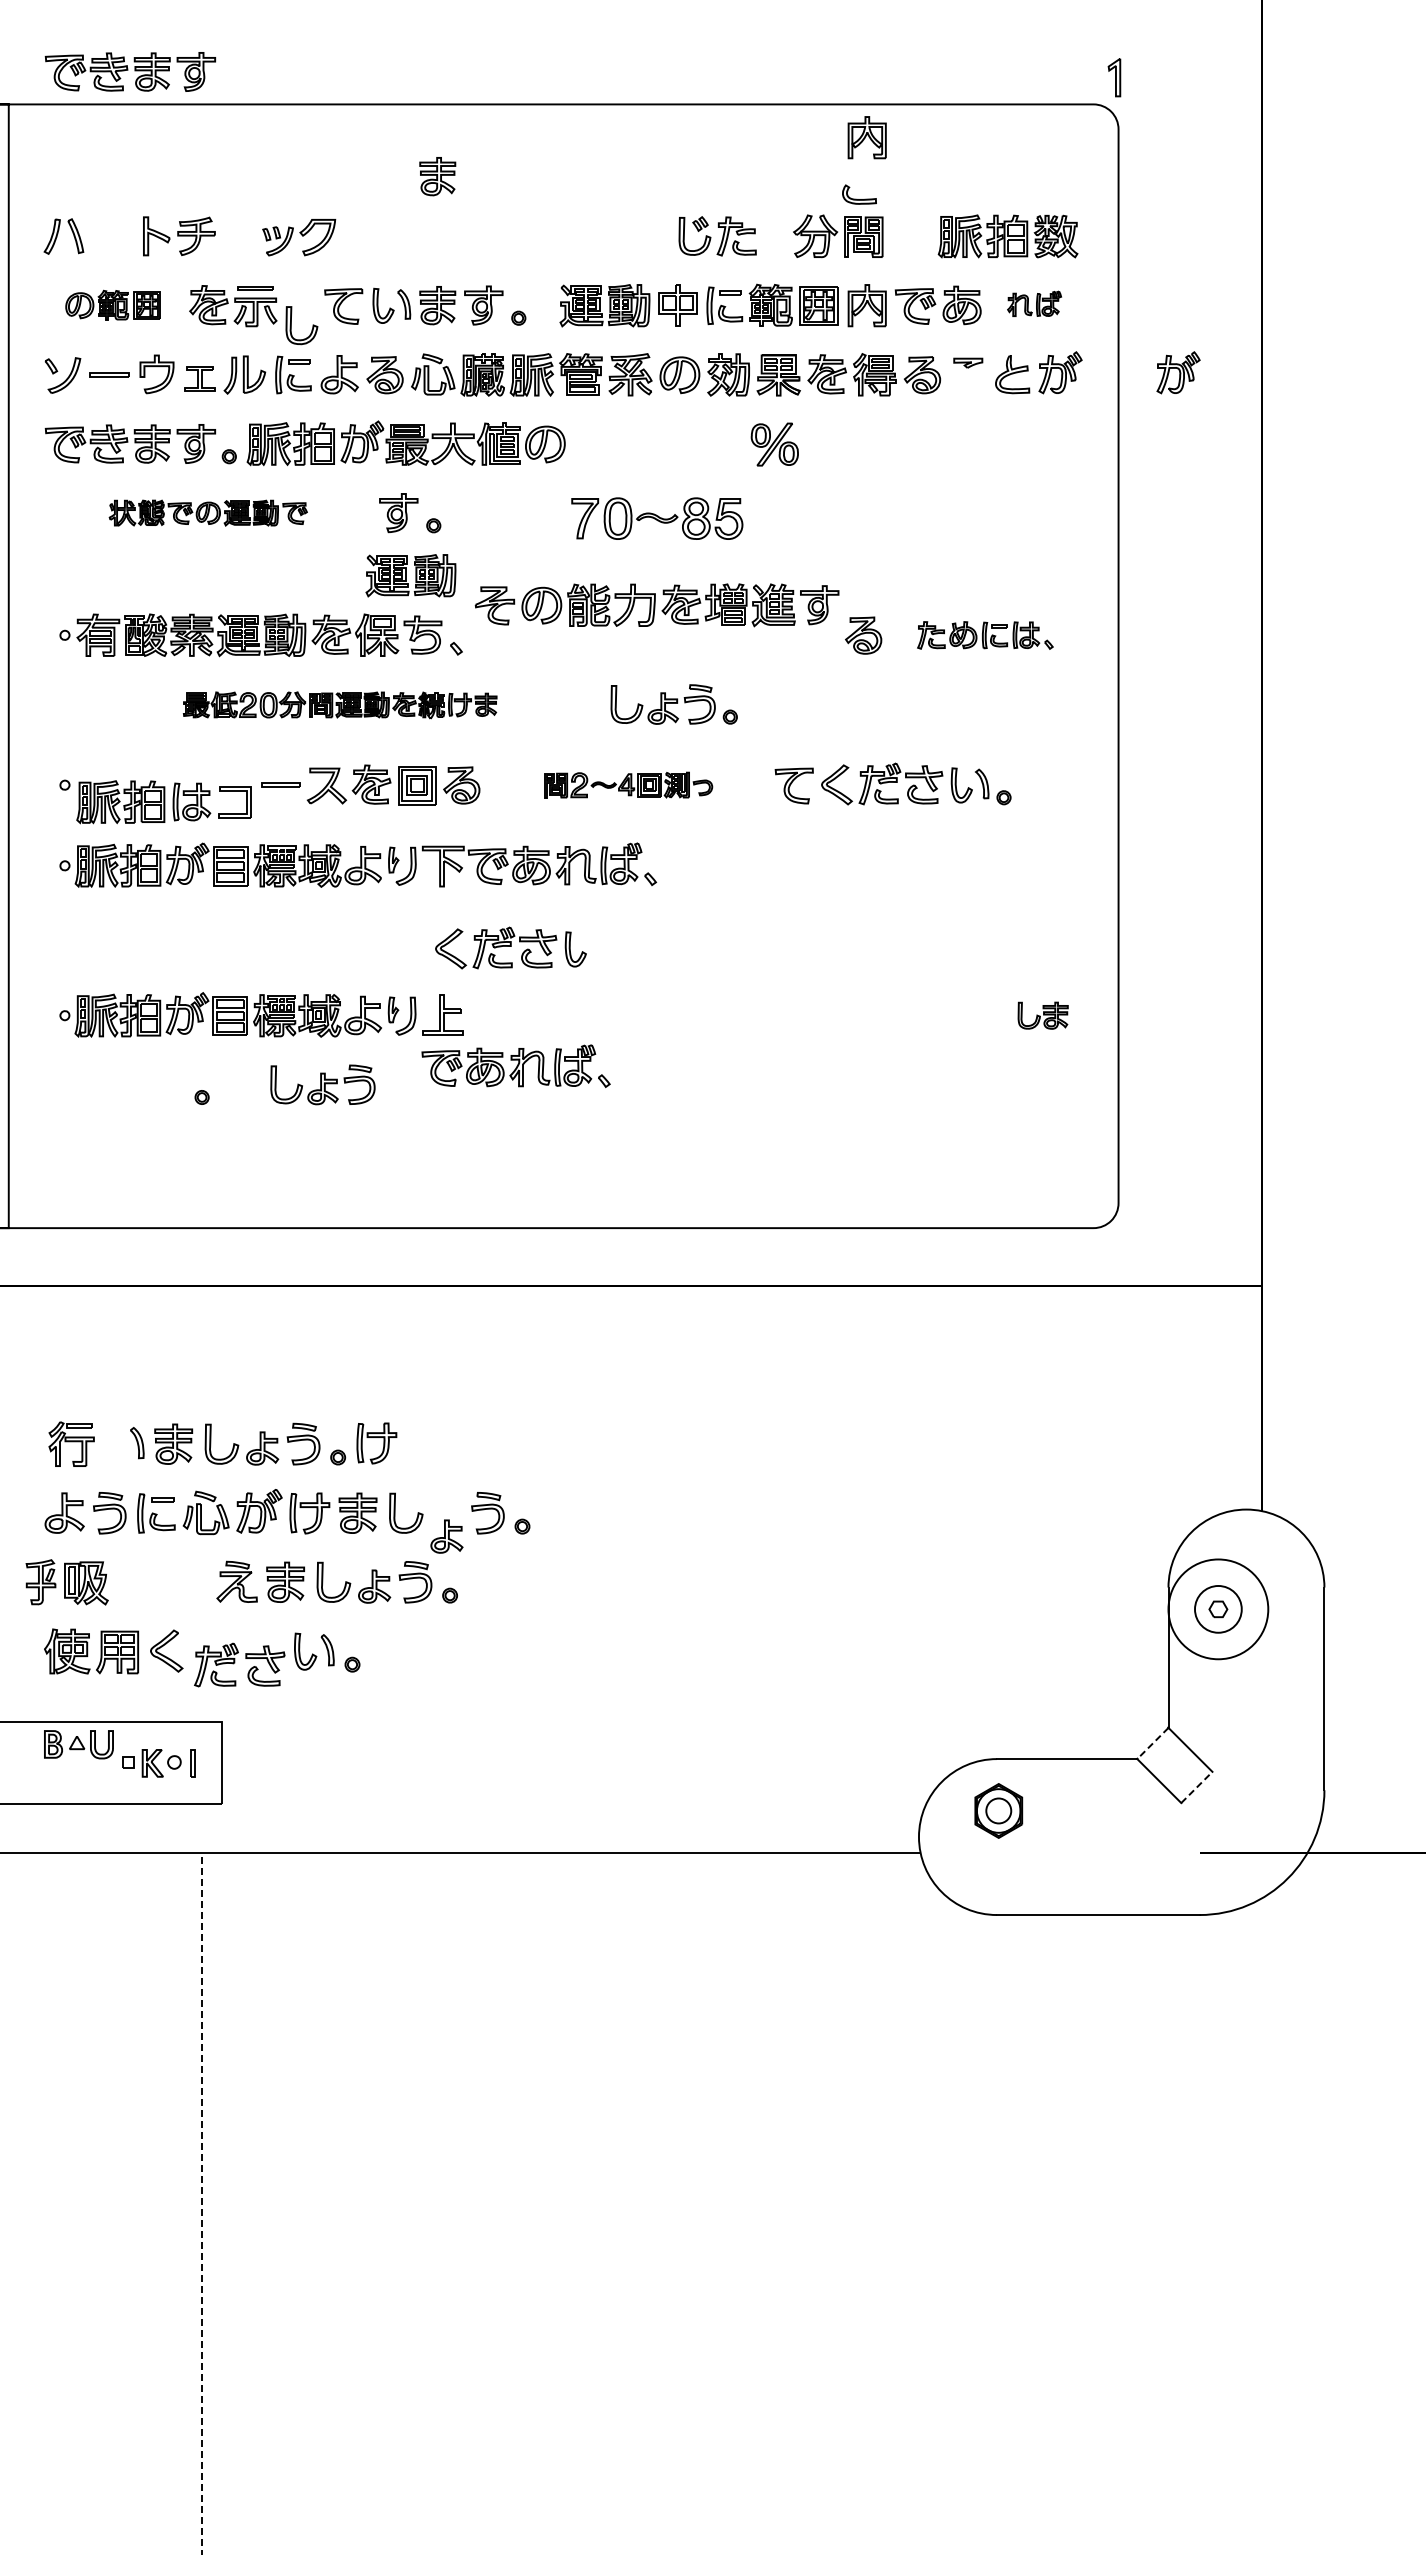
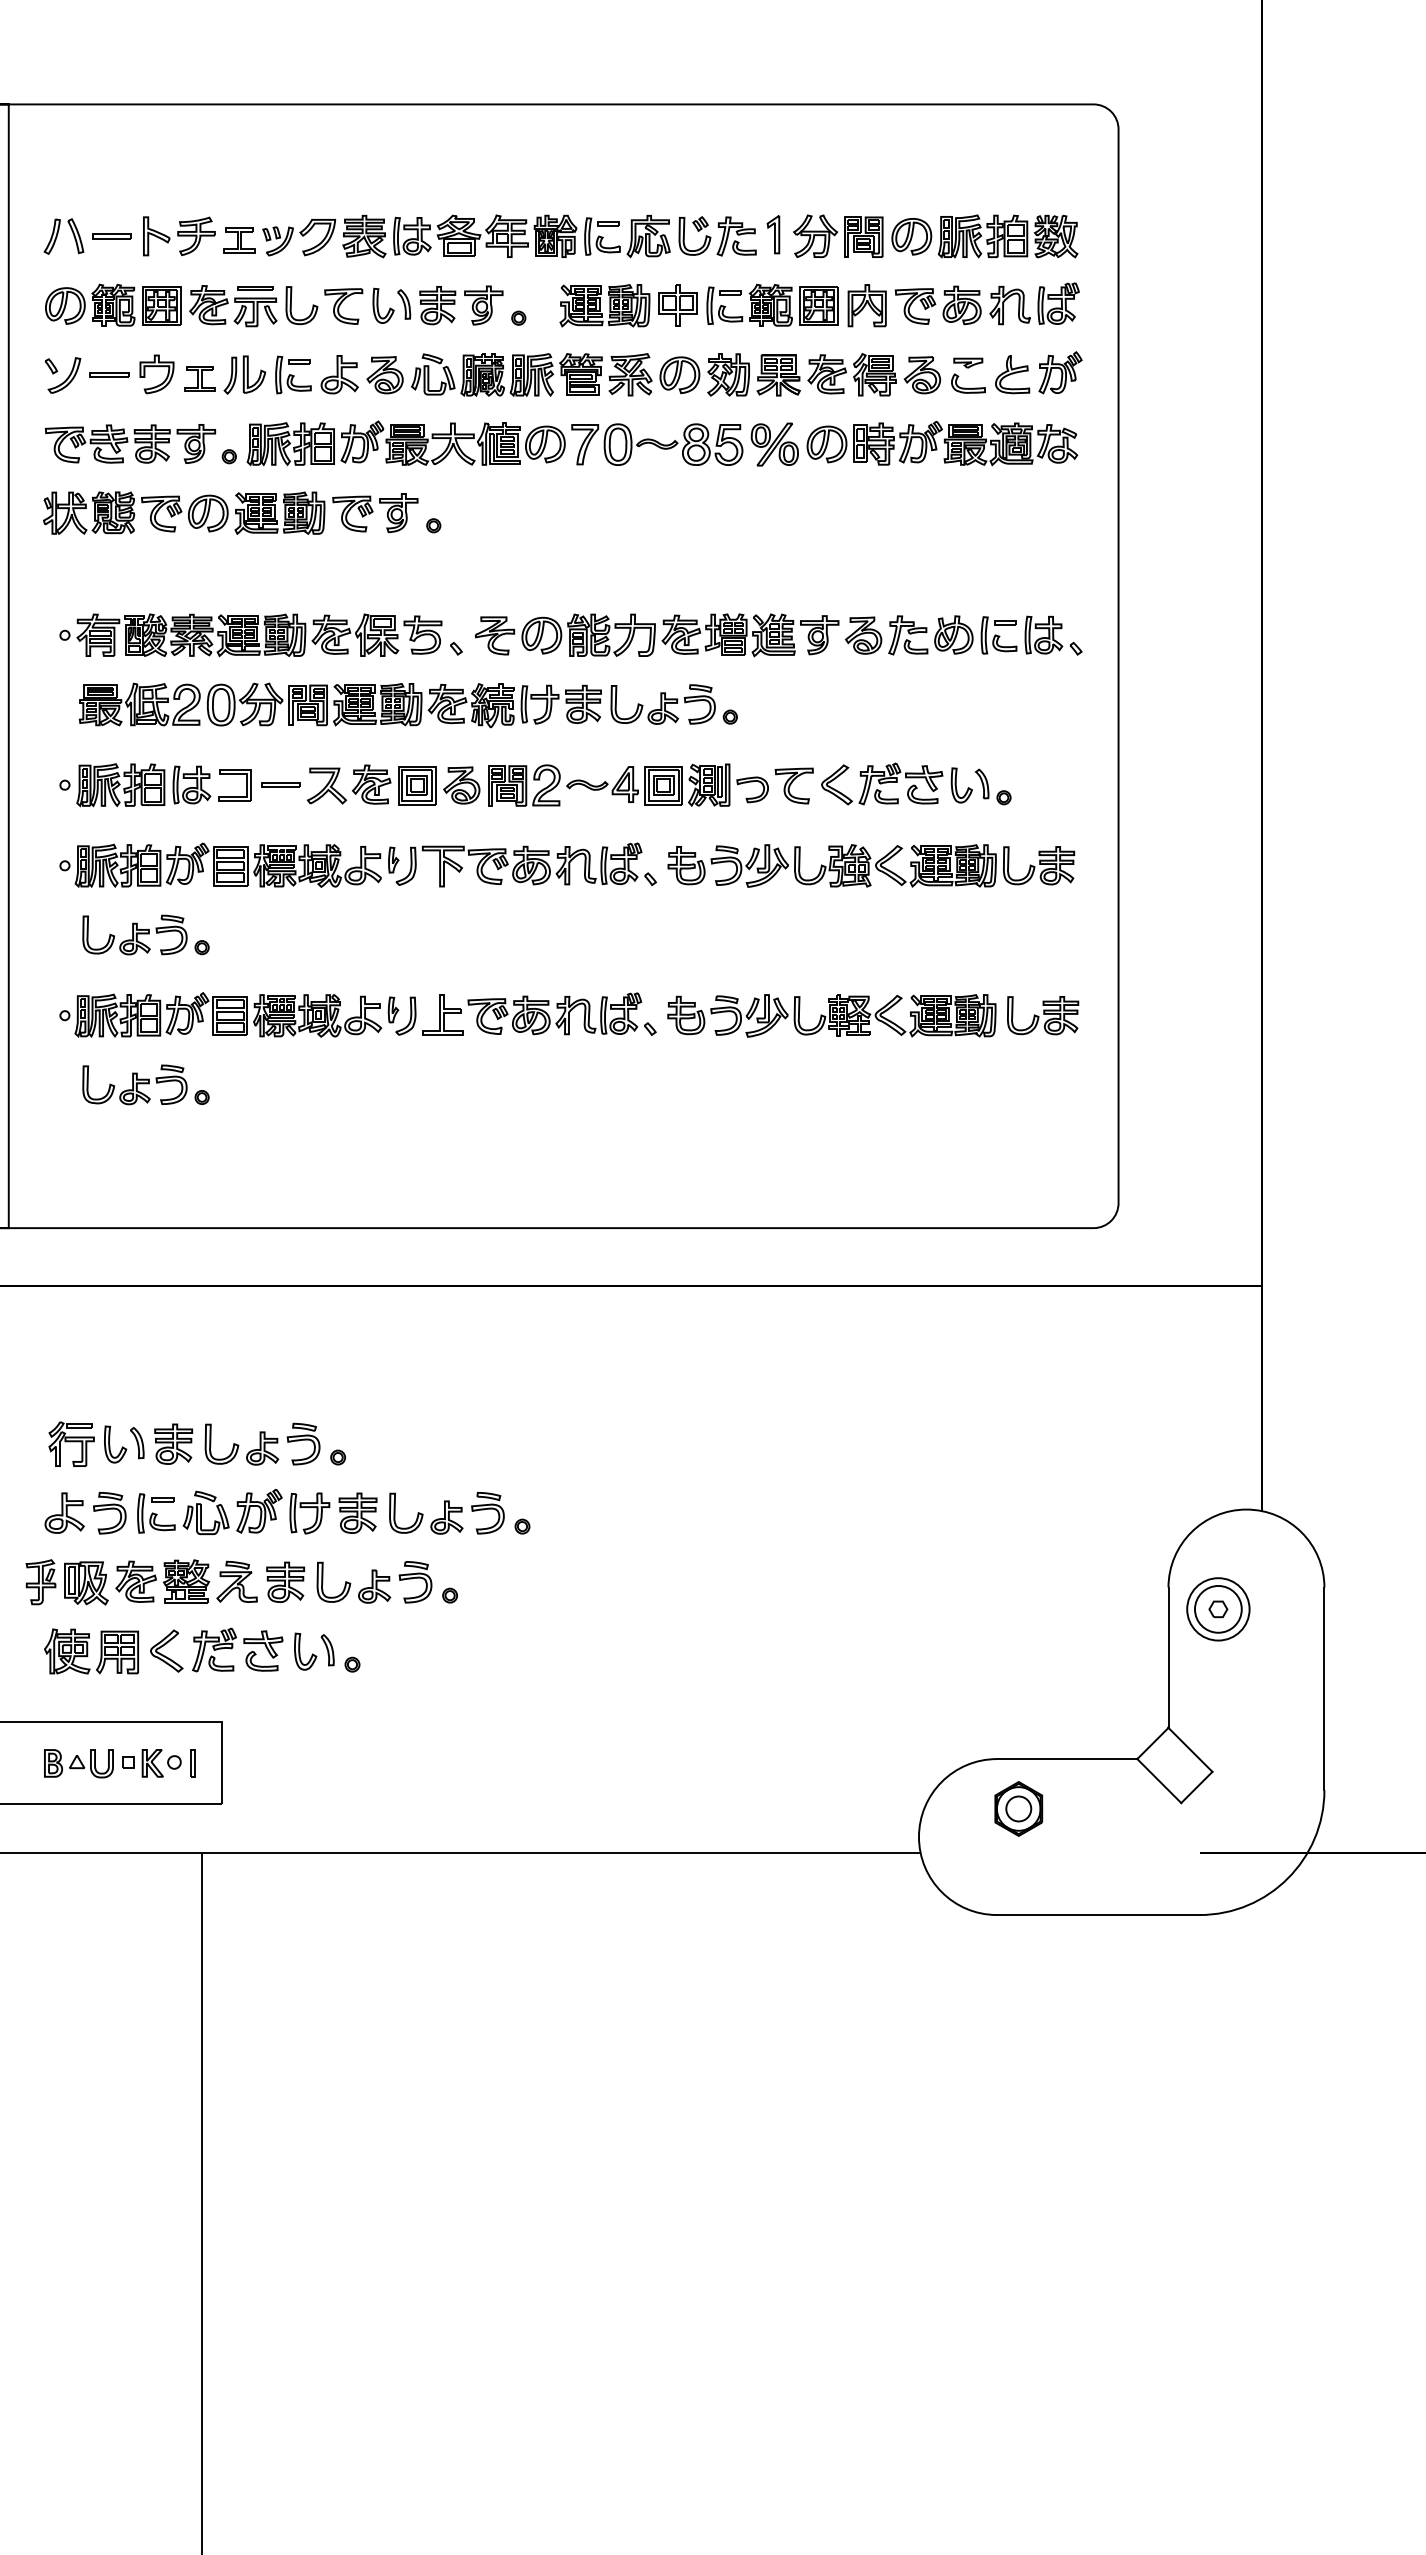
part: present -> none (130, 71)
part position: (1114, 77) -> (773, 234) (773, 234)
part: present -> none (866, 137)
part: present -> none (437, 176)
part position: (859, 194) -> (968, 383) (968, 383)
part: none -> present (111, 236)
part: none -> present (506, 236)
part: none -> present (911, 236)
part: none -> present (239, 240)
part size: 56x27 px -> 91x44 px (1034, 303)
part size: 96x32 px -> 137x44 px (113, 304)
part position: (291, 325) -> (291, 305) (291, 305)
part: present -> none (1178, 372)
part: none -> present (942, 443)
part size: 200x28 px -> 331x44 px (208, 512)
part position: (657, 518) -> (657, 444) (657, 444)
part: present -> none (410, 575)
part position: (656, 605) -> (656, 635) (656, 635)
part size: 137x29 px -> 195x41 px (985, 635)
part size: 315x29 px -> 524x47 px (339, 705)
part size: 170x28 px -> 281x44 px (628, 784)
part position: (163, 802) -> (163, 785) (163, 785)
part: none -> present (871, 865)
part: none -> present (145, 934)
part: present -> none (510, 947)
part: none -> present (831, 1015)
part size: 52x29 px -> 73x40 px (1043, 1015)
part position: (515, 1065) -> (561, 1013) (561, 1013)
part position: (322, 1084) -> (134, 1084) (134, 1084)
part: present -> none (376, 1443)
part: none -> present (115, 1444)
part position: (446, 1536) -> (446, 1517) (446, 1517)
part: none -> present (162, 1581)
circle diameter: 100 px -> 62 px (1218, 1609)
part position: (239, 1664) -> (237, 1649) (237, 1649)
line: dashed -> solid (1152, 1743)
part position: (78, 1744) -> (78, 1763) (78, 1763)
line: dashed -> solid (1197, 1787)
part position: (998, 1810) -> (1018, 1808) (1018, 1808)
line: dashed -> solid (201, 2203)
